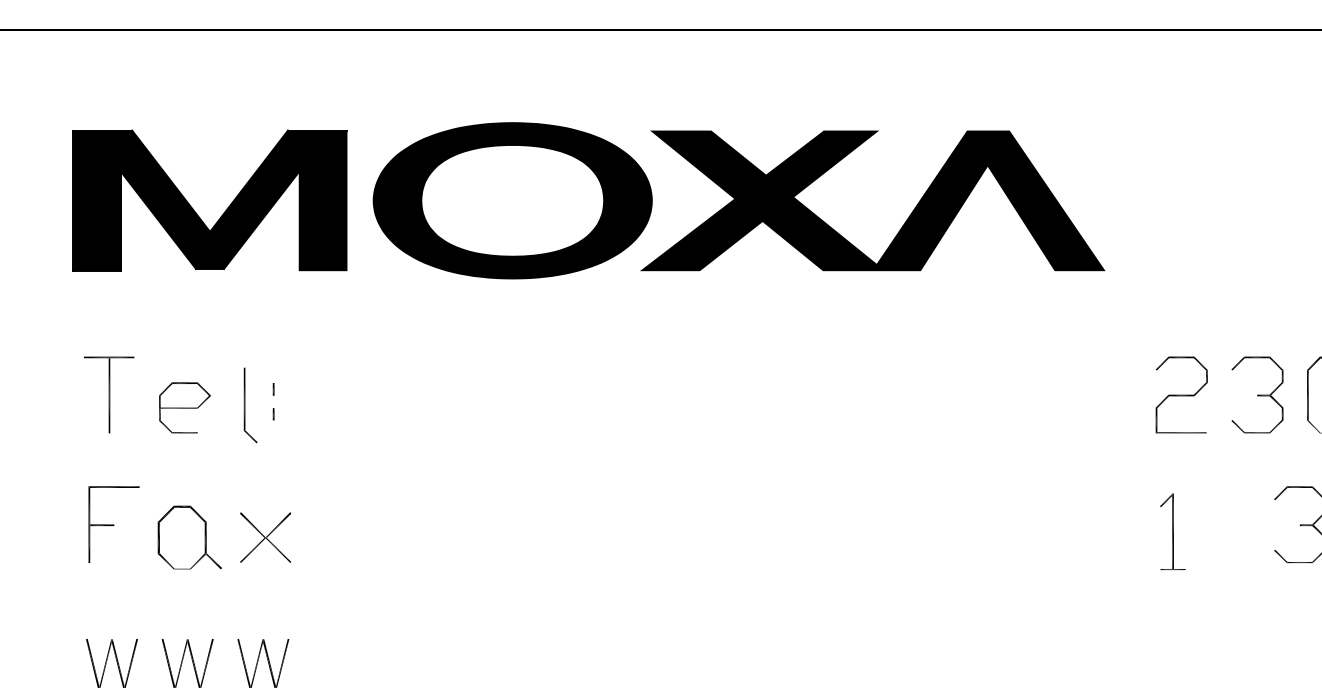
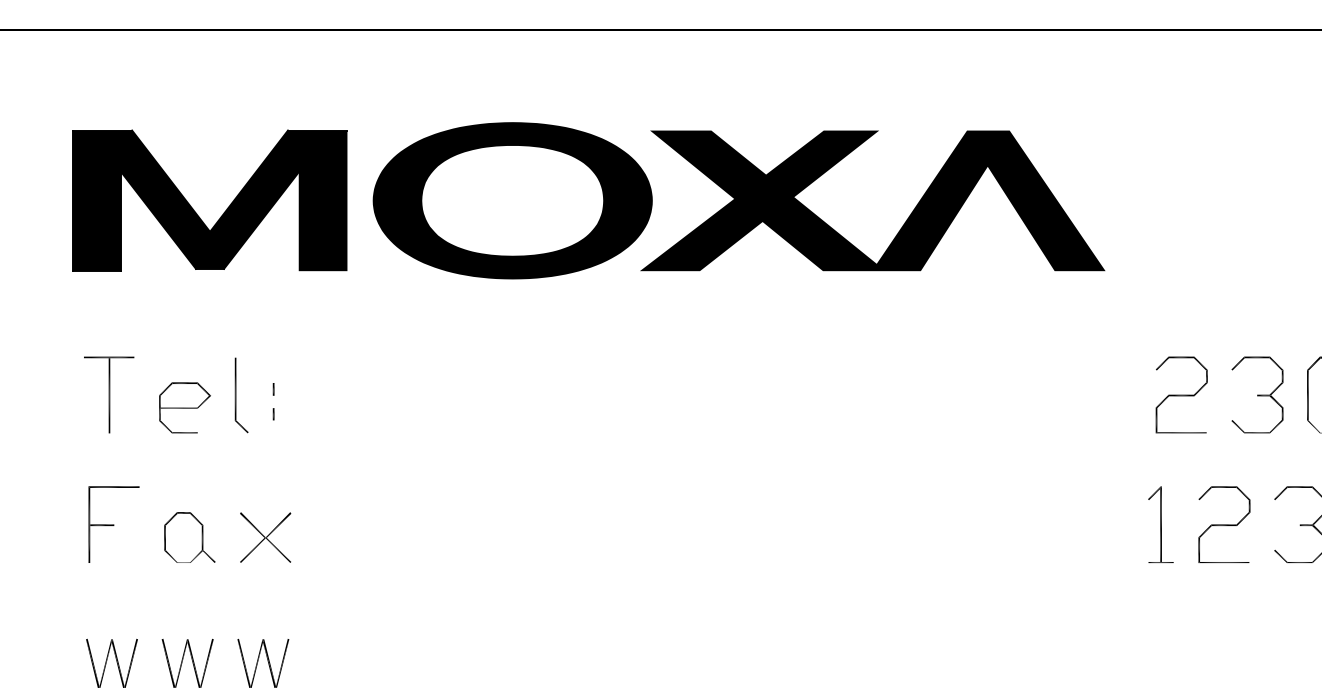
part position: (250, 405) -> (241, 395) (241, 395)
part: none -> present (1224, 524)
part position: (1172, 531) -> (1160, 524) (1160, 524)
part size: 65x65 px -> 52x51 px (189, 537)
